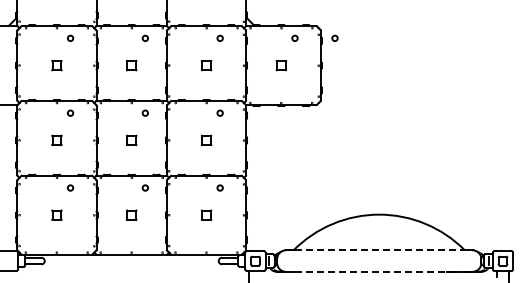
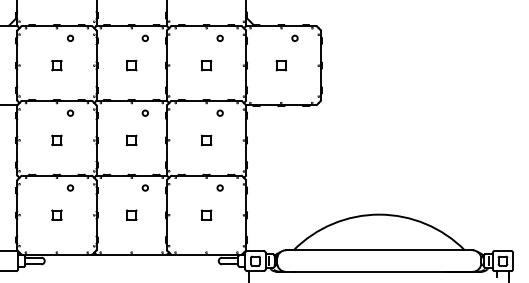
circle: present -> none (334, 37)
line: dashed -> solid (379, 250)
line: dashed -> solid (379, 271)
